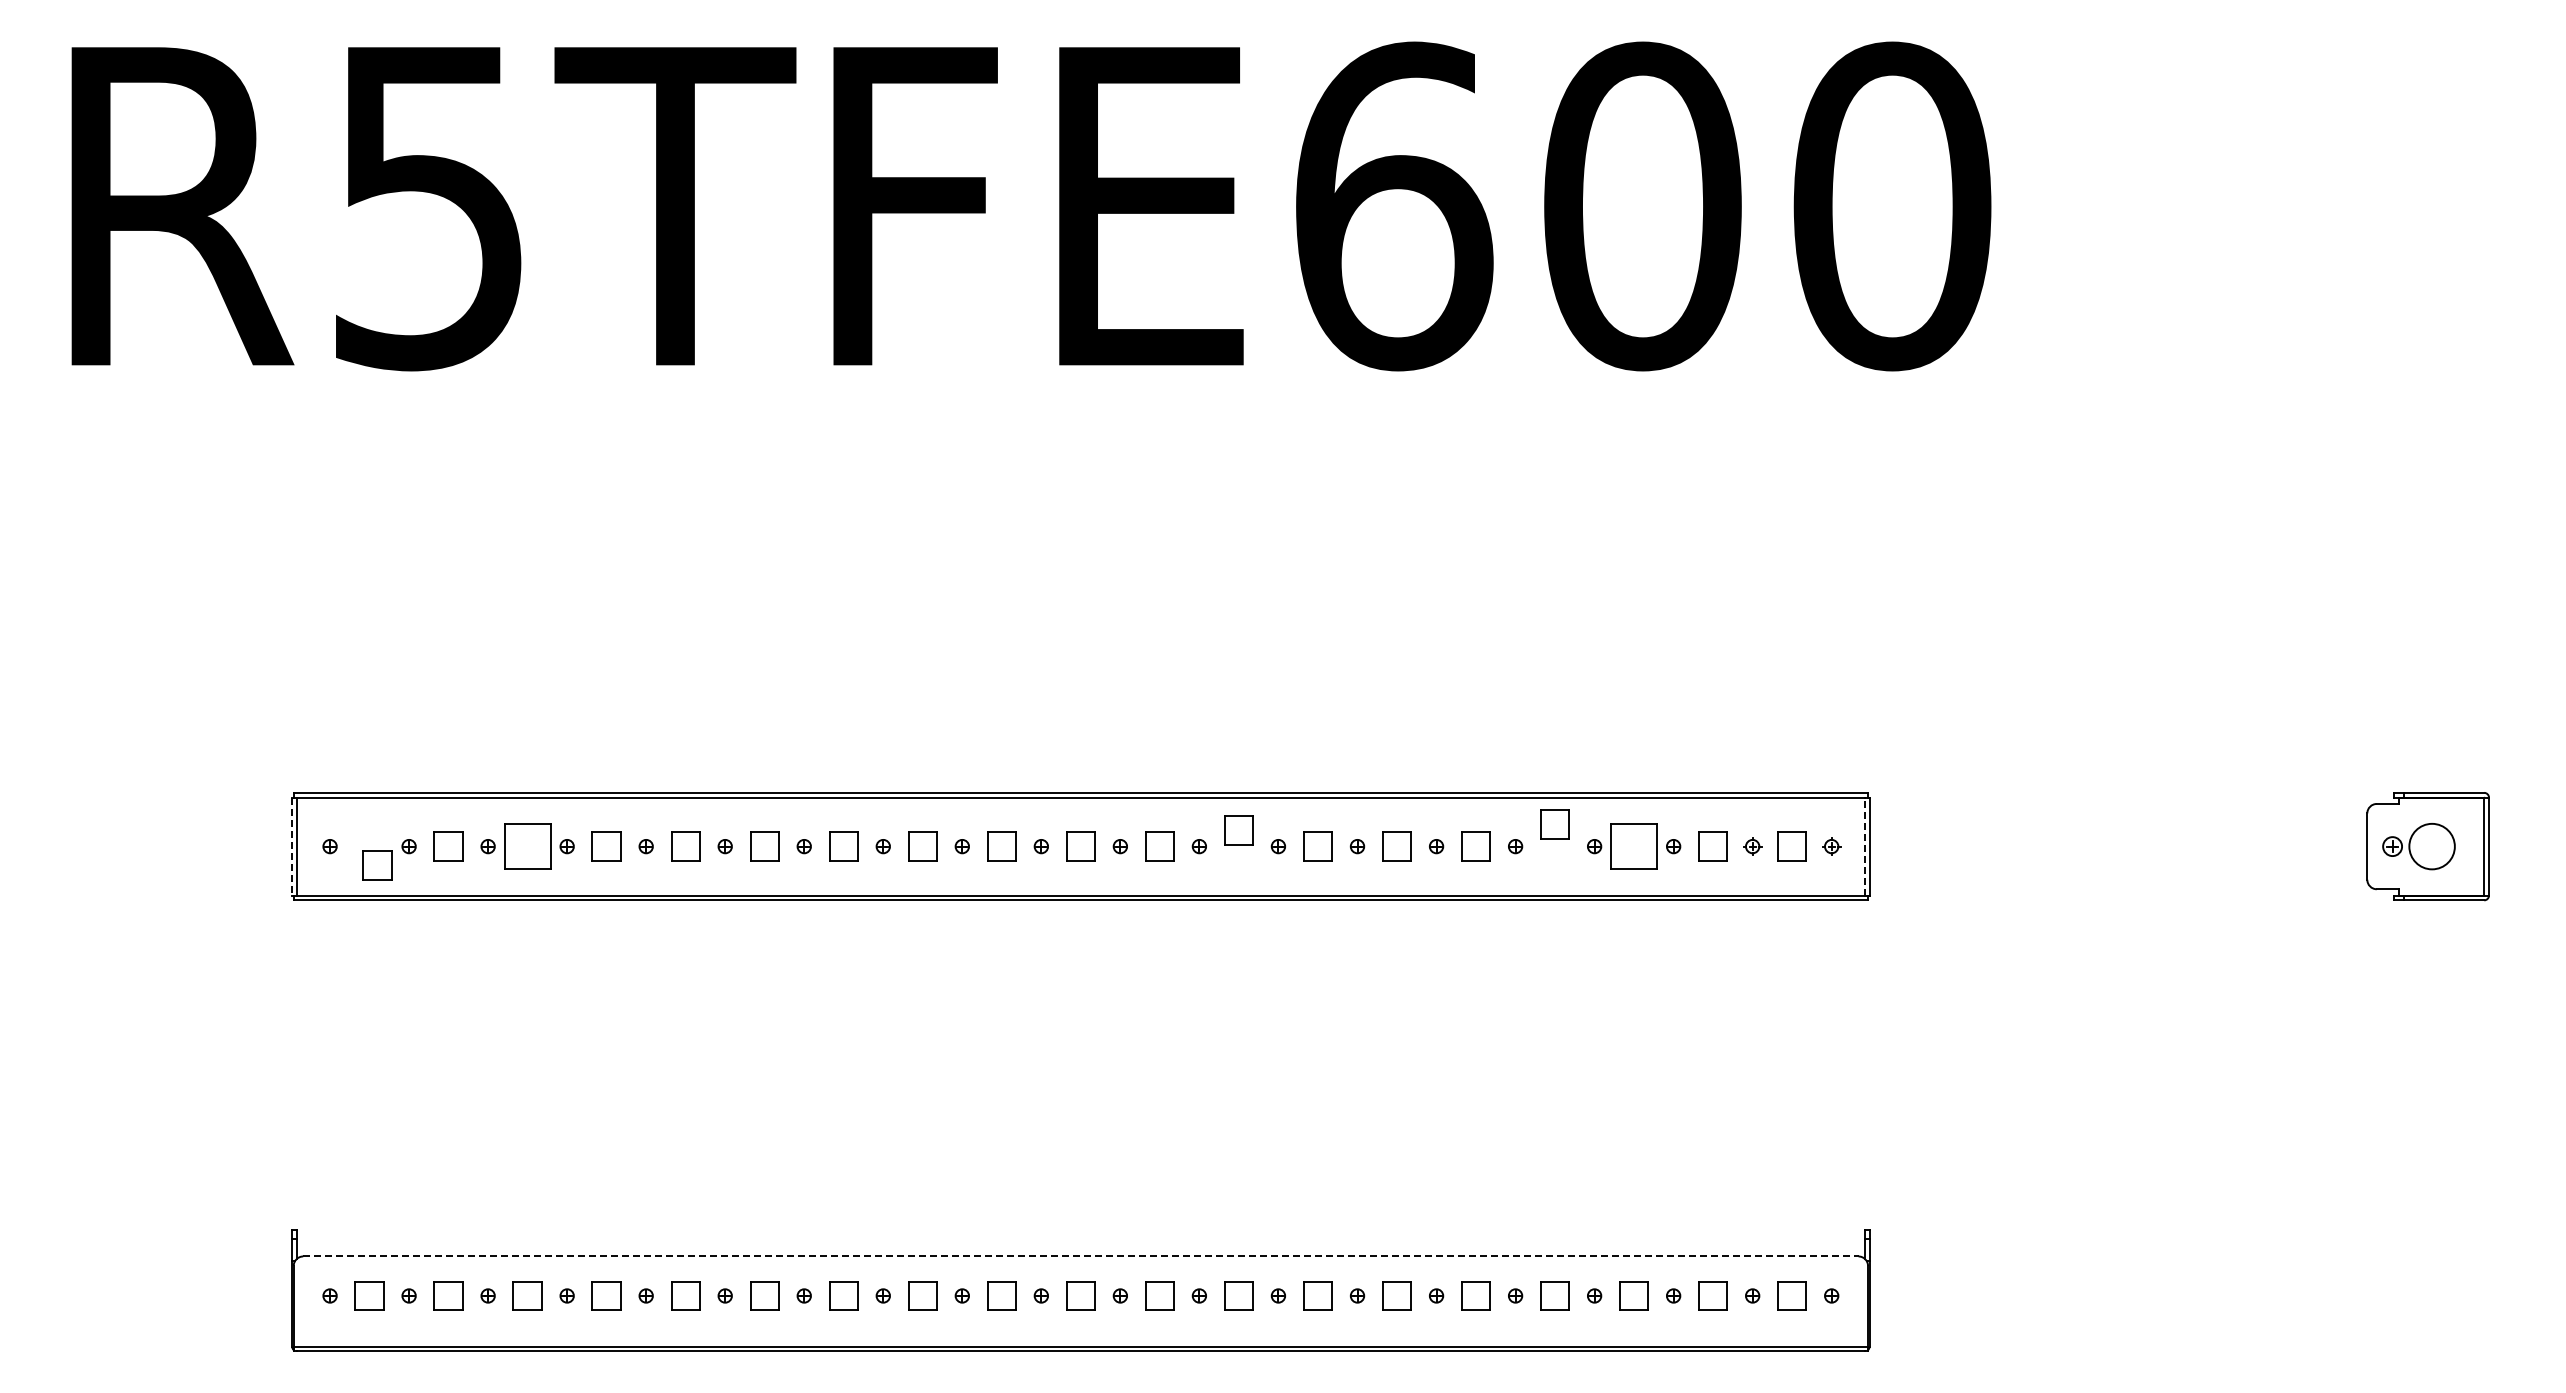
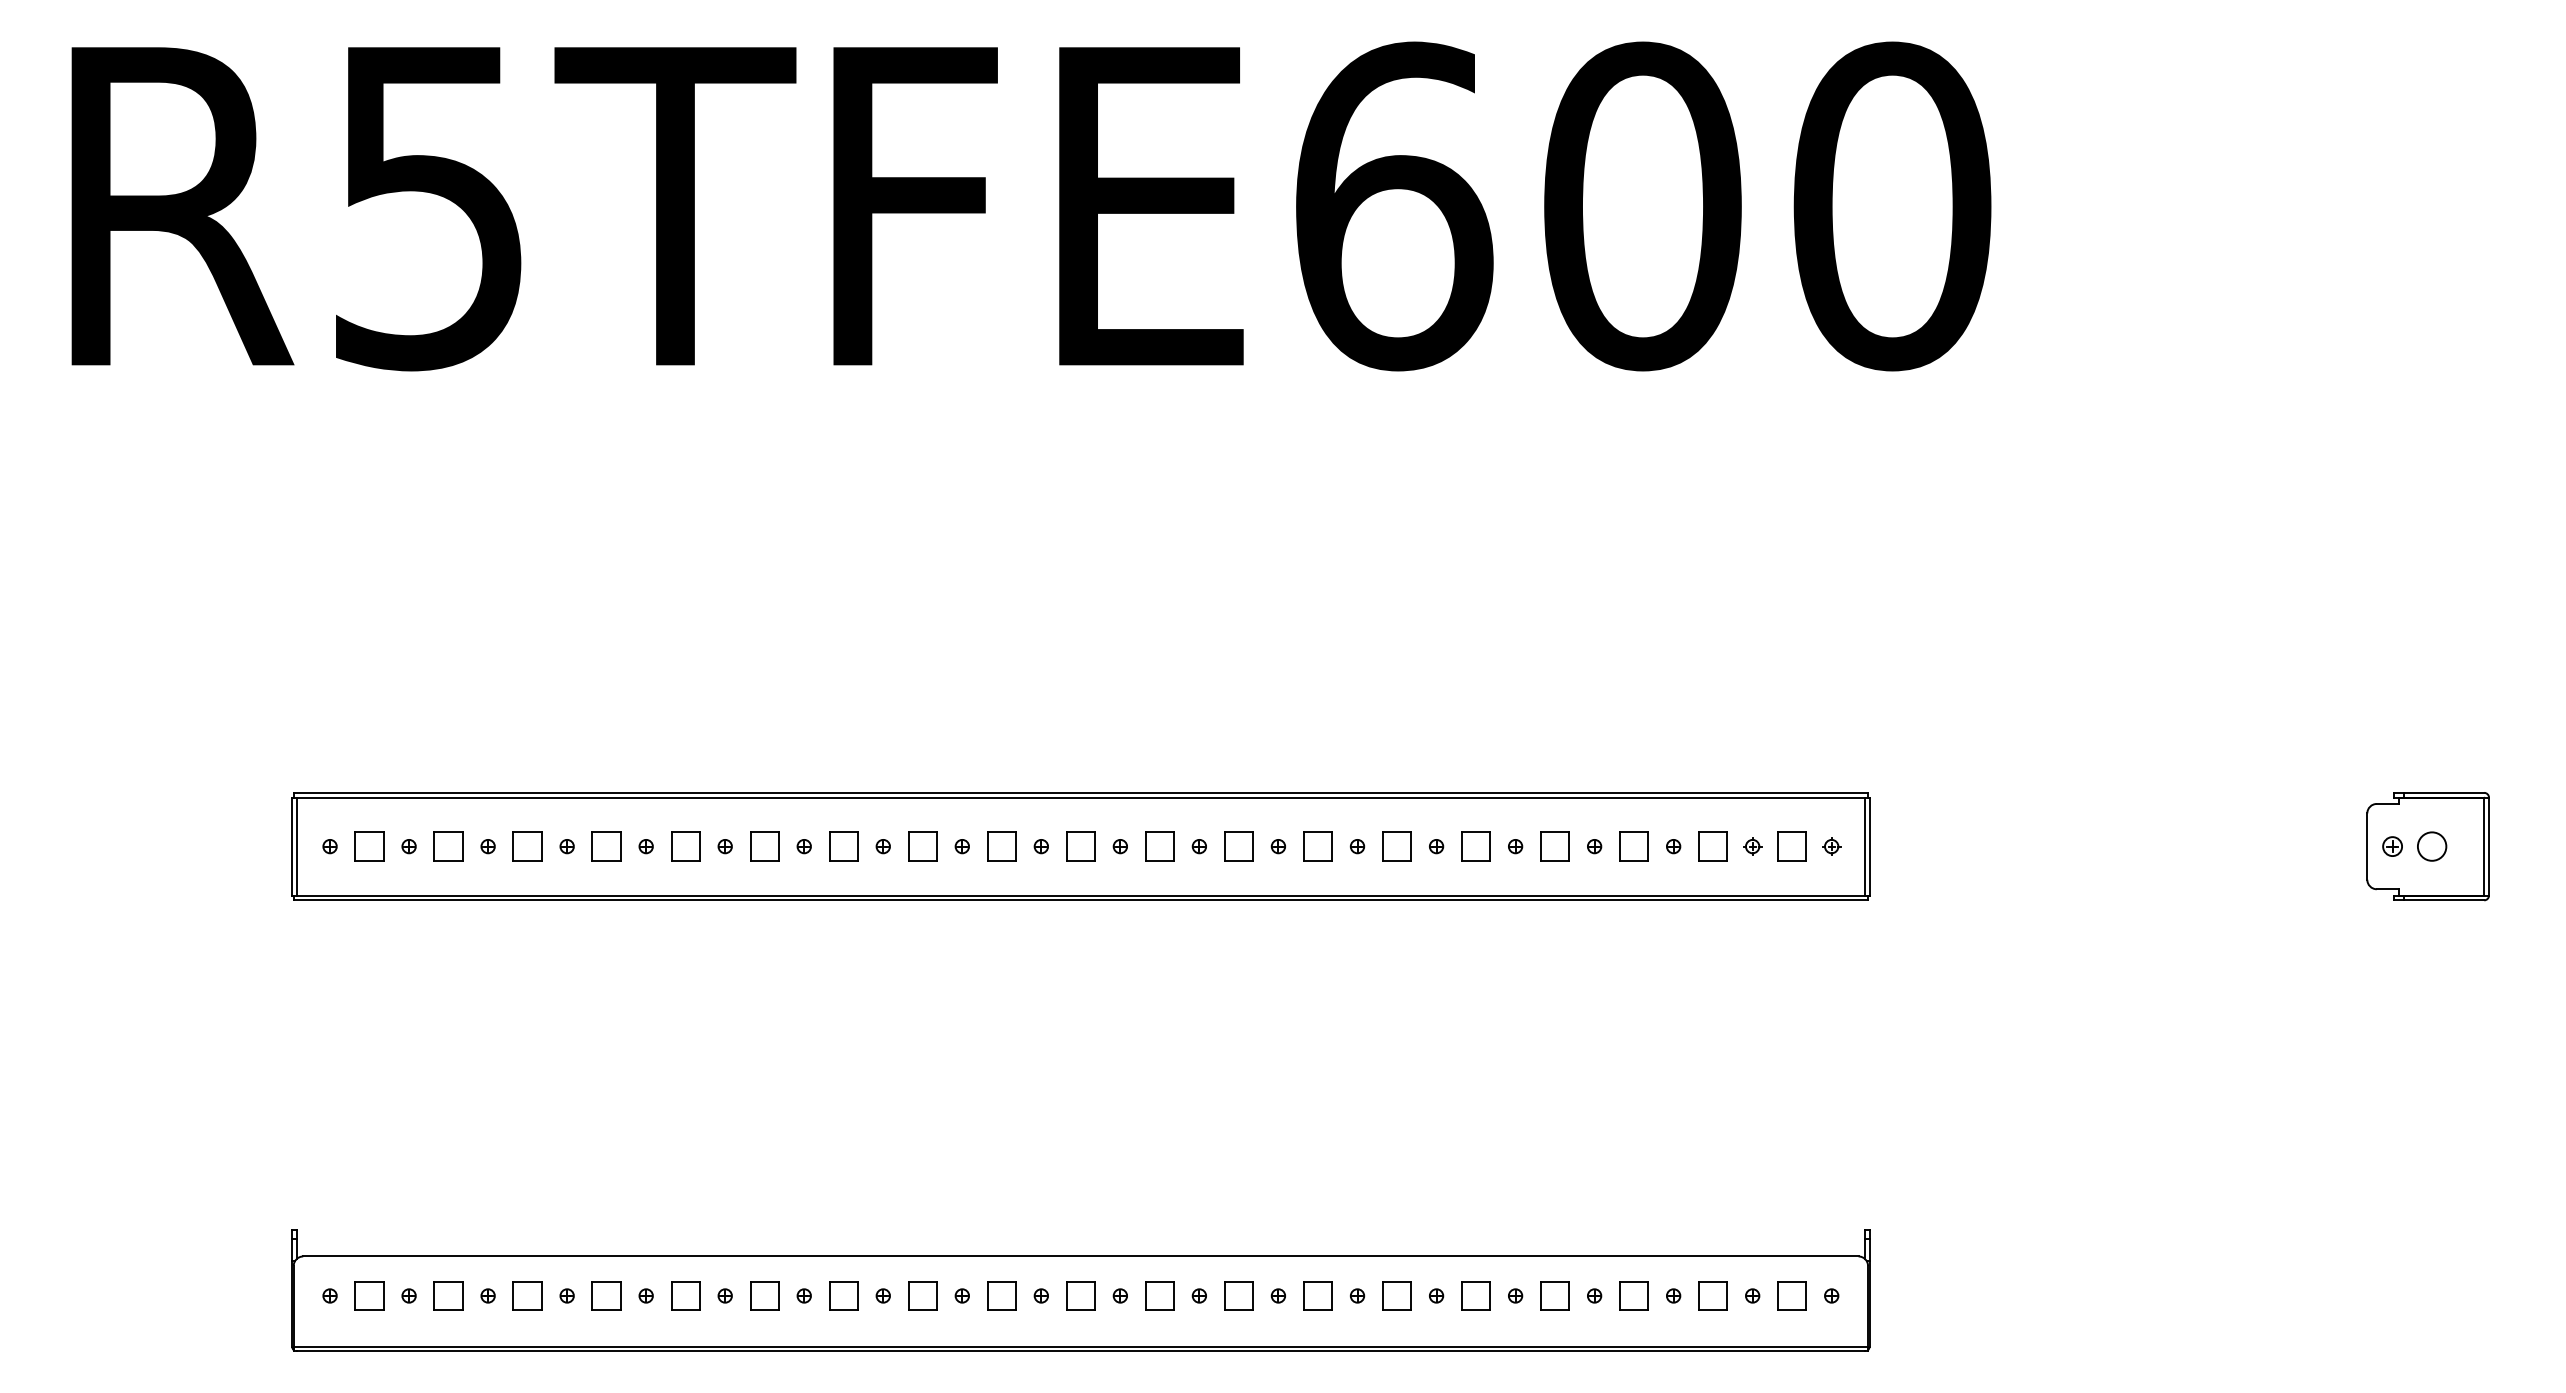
part position: (1554, 824) -> (1554, 846) (1554, 846)
part position: (1238, 830) -> (1238, 846) (1238, 846)
line: dashed -> solid (292, 846)
part size: 48x47 px -> 31x31 px (527, 846)
part size: 48x47 px -> 30x31 px (1633, 846)
line: dashed -> solid (1864, 846)
circle diameter: 46 px -> 28 px (2431, 846)
part position: (377, 865) -> (369, 846) (369, 846)
line: dashed -> solid (1080, 1256)
